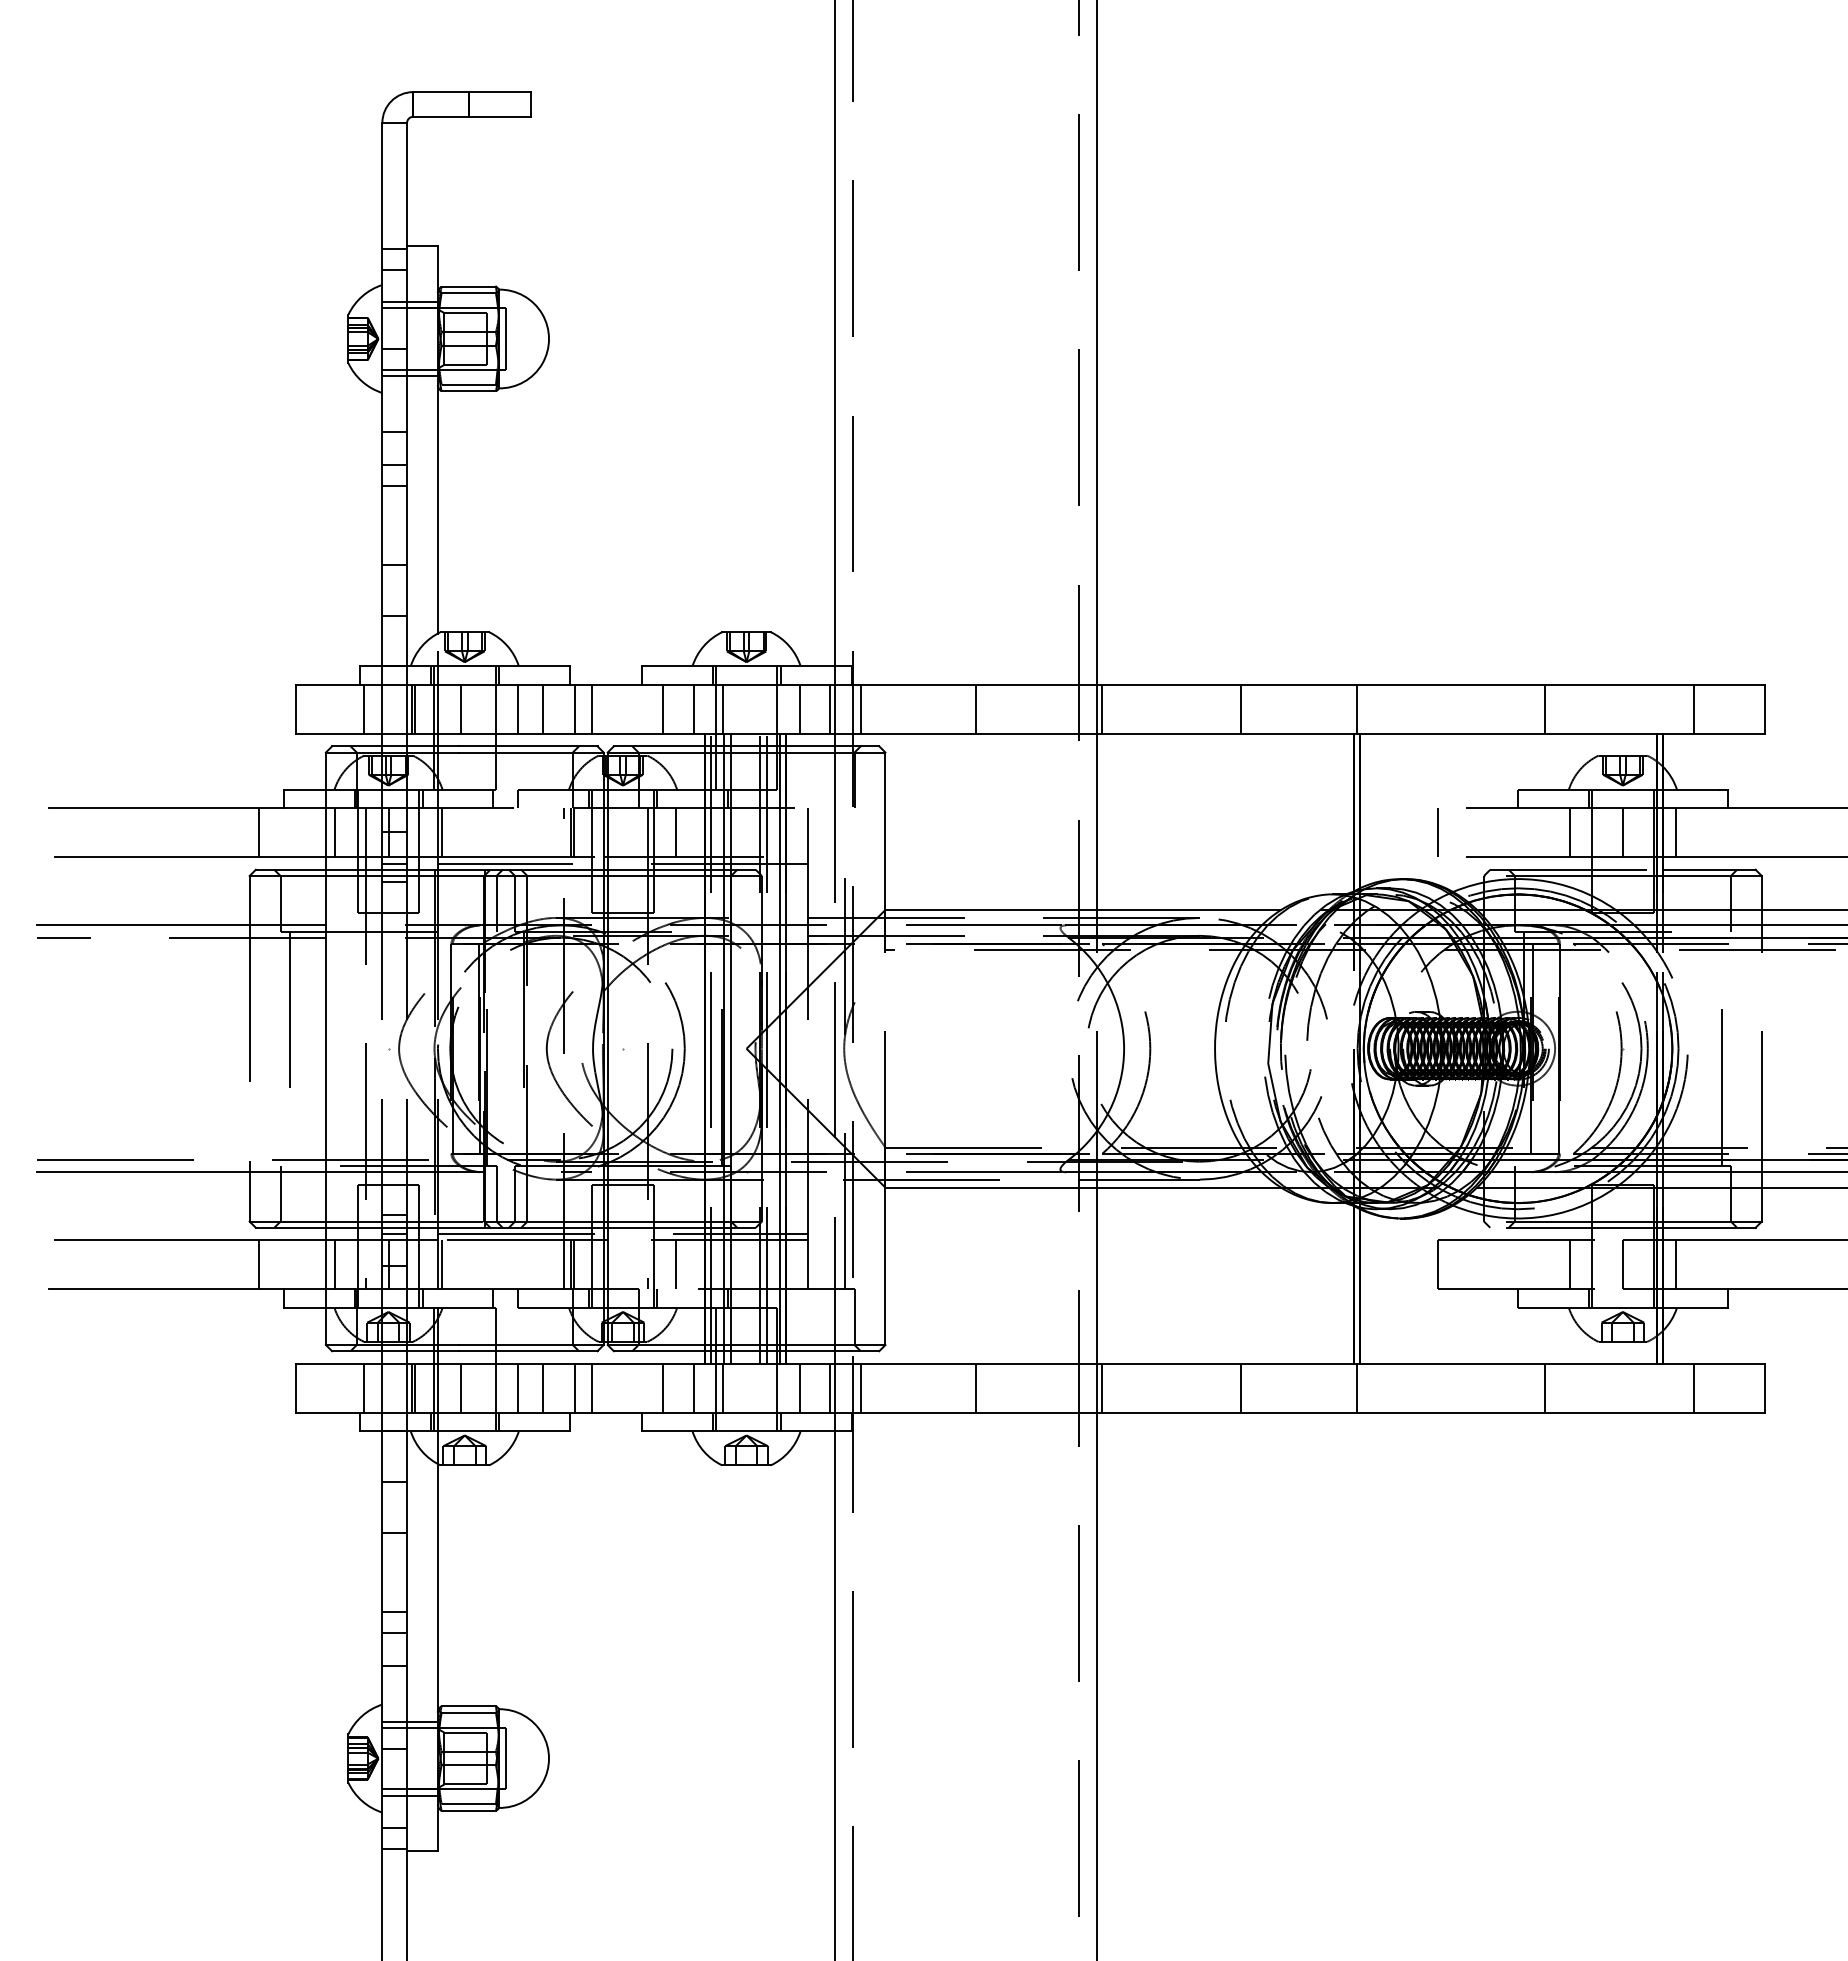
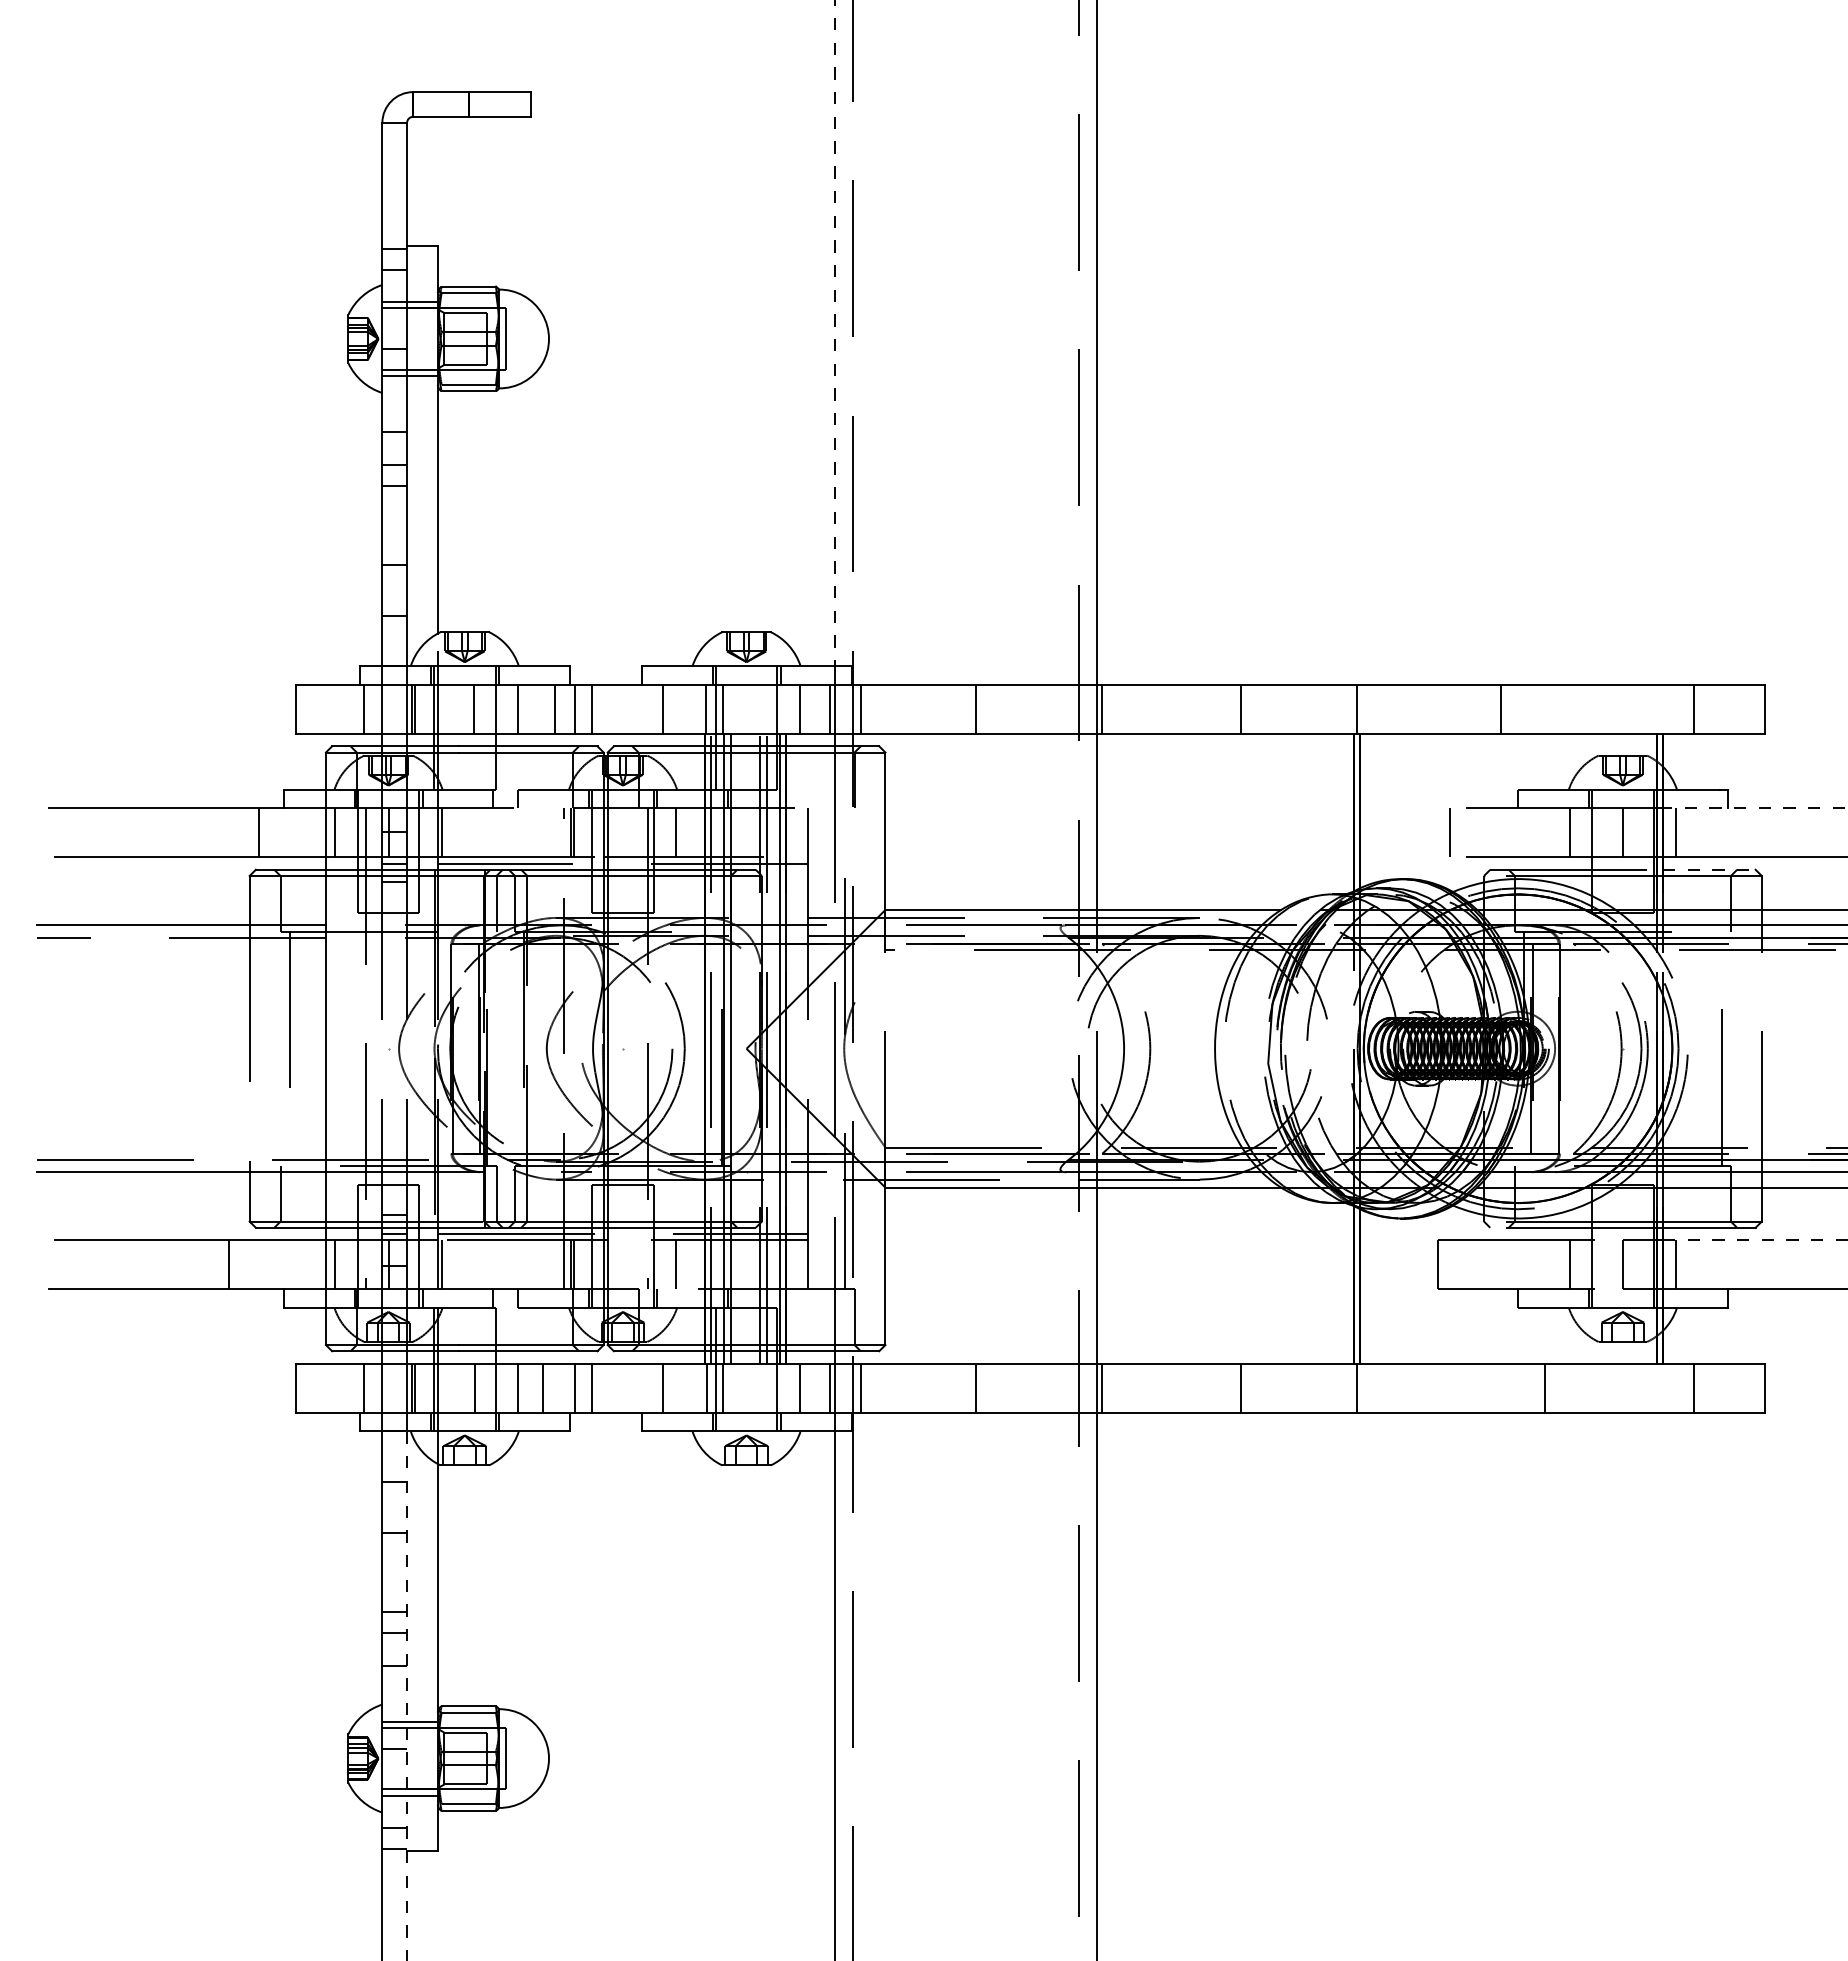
line: solid -> dashed (835, 333)
line position: (460, 709) -> (473, 709) (473, 709)
line position: (543, 709) -> (555, 709) (555, 709)
line position: (693, 709) -> (705, 709) (705, 709)
line position: (1544, 709) -> (1500, 709) (1500, 709)
line: solid -> dashed (1754, 808)
line position: (1437, 832) -> (1449, 832) (1449, 832)
line: solid -> dashed (1709, 869)
line: solid -> dashed (1755, 1240)
line position: (258, 1264) -> (228, 1264) (228, 1264)
line position: (460, 1387) -> (474, 1387) (474, 1387)
line position: (693, 1387) -> (706, 1387) (706, 1387)
line: solid -> dashed (407, 1696)
